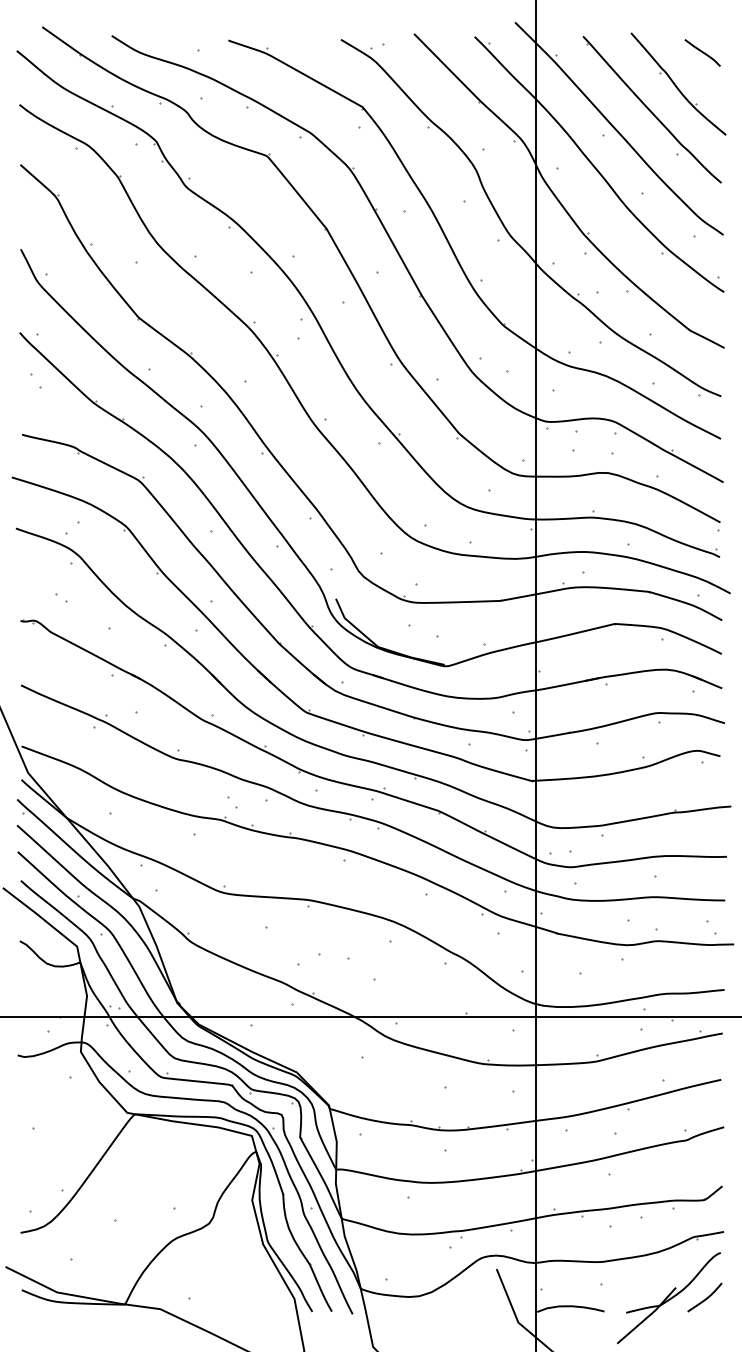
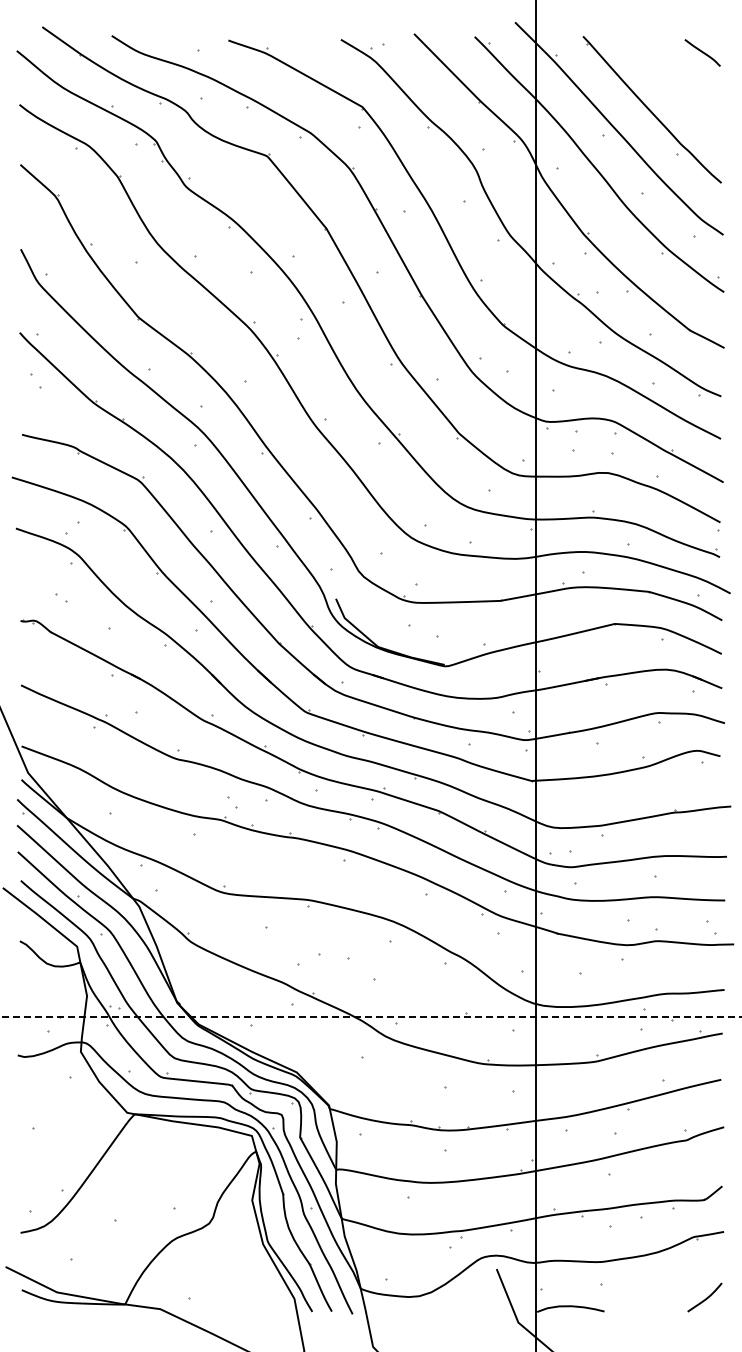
part: present -> none (678, 83)
line: solid -> dashed (370, 1016)
part: present -> none (668, 1297)
